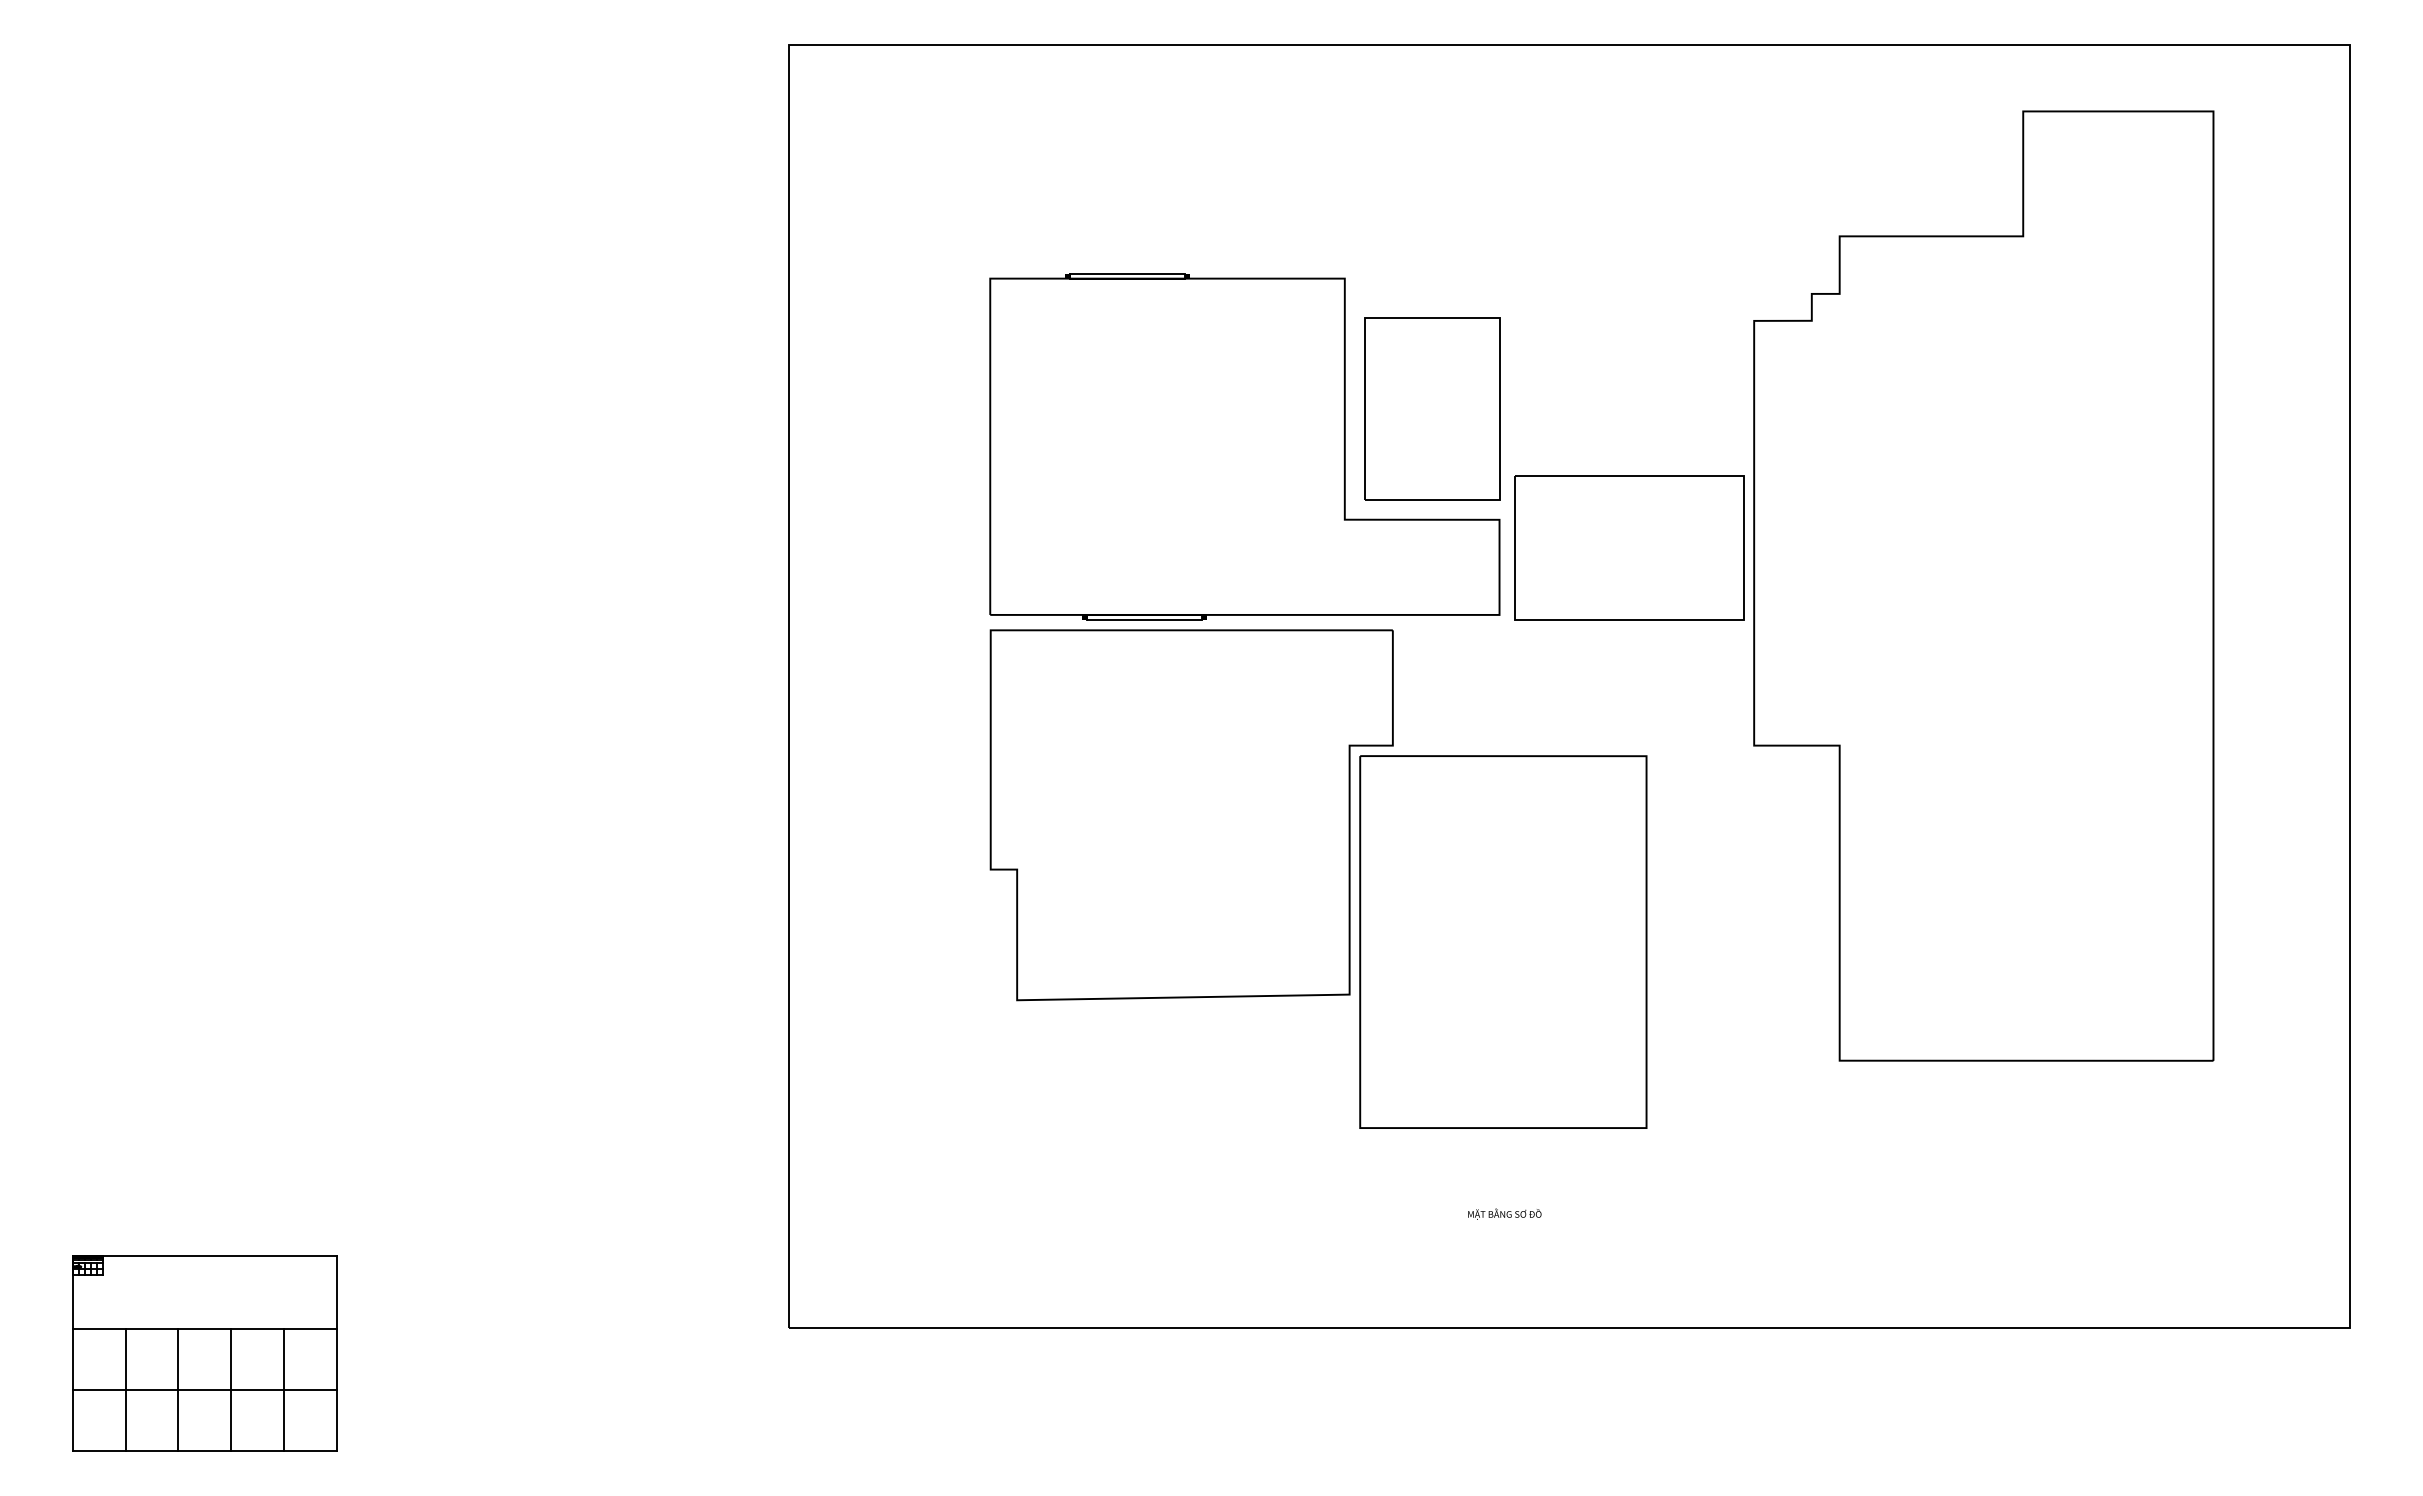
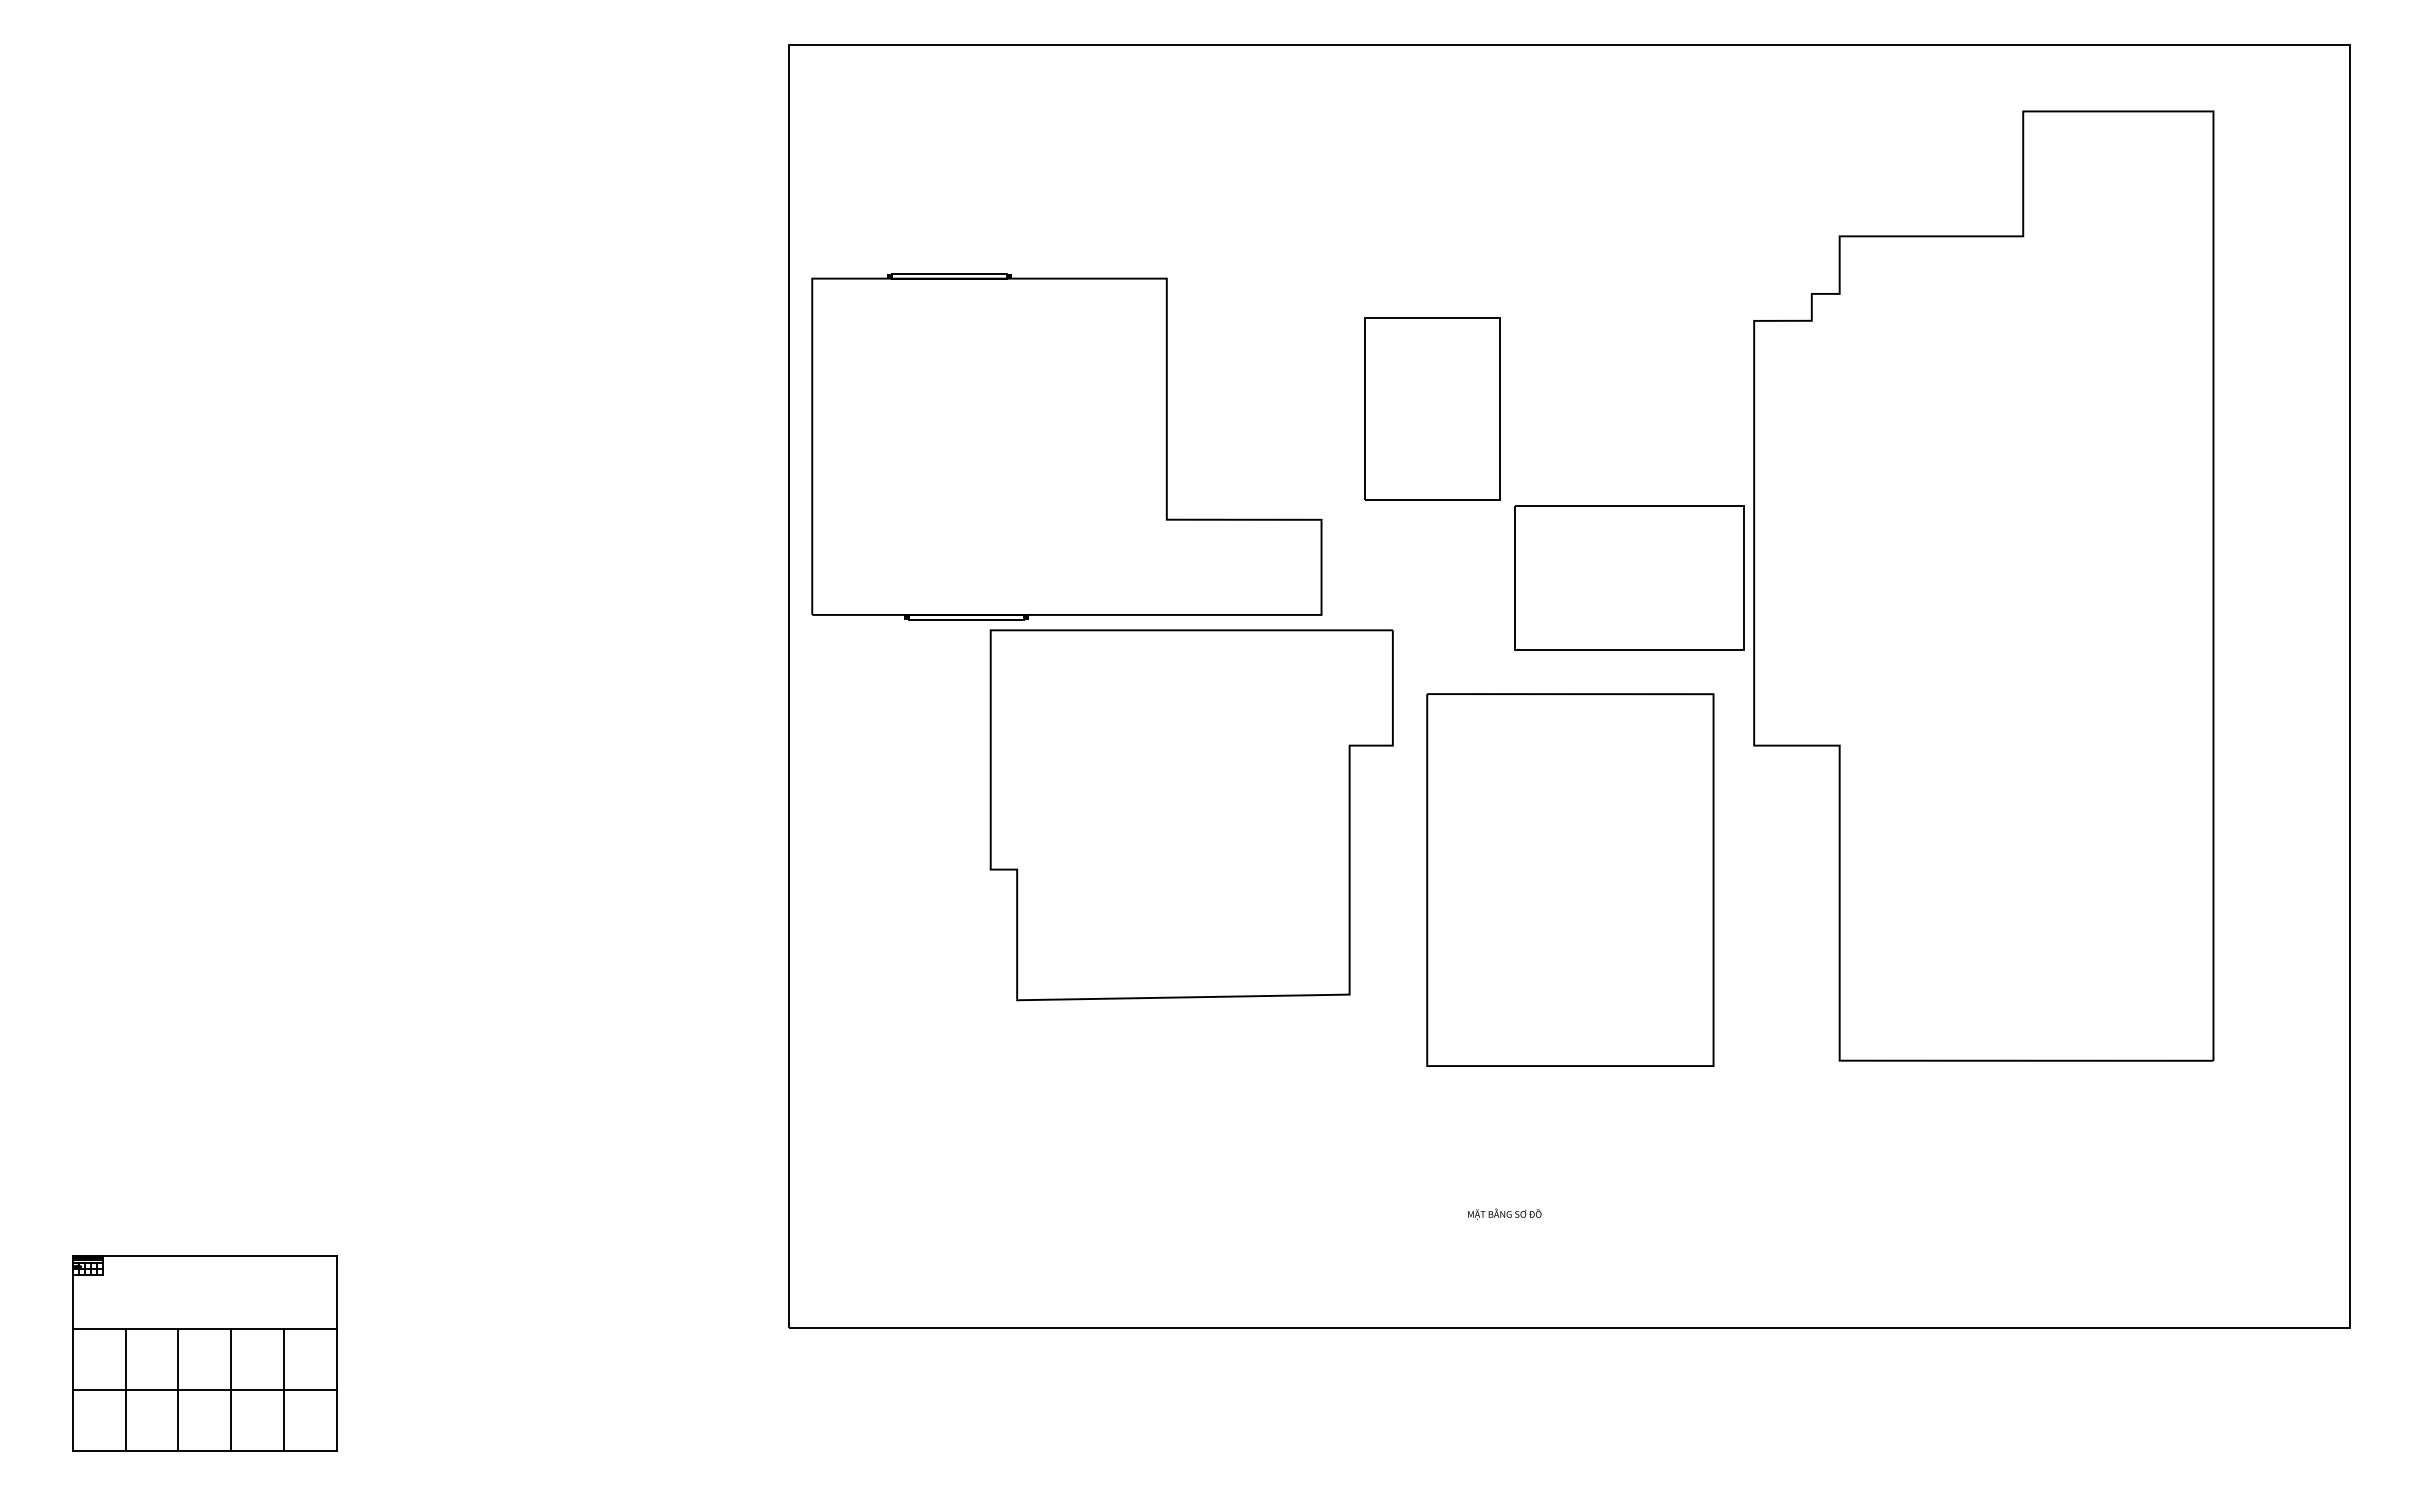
part position: (1244, 446) -> (1066, 446) (1066, 446)
part position: (1629, 547) -> (1629, 577) (1629, 577)
part position: (1503, 941) -> (1570, 879) (1570, 879)
